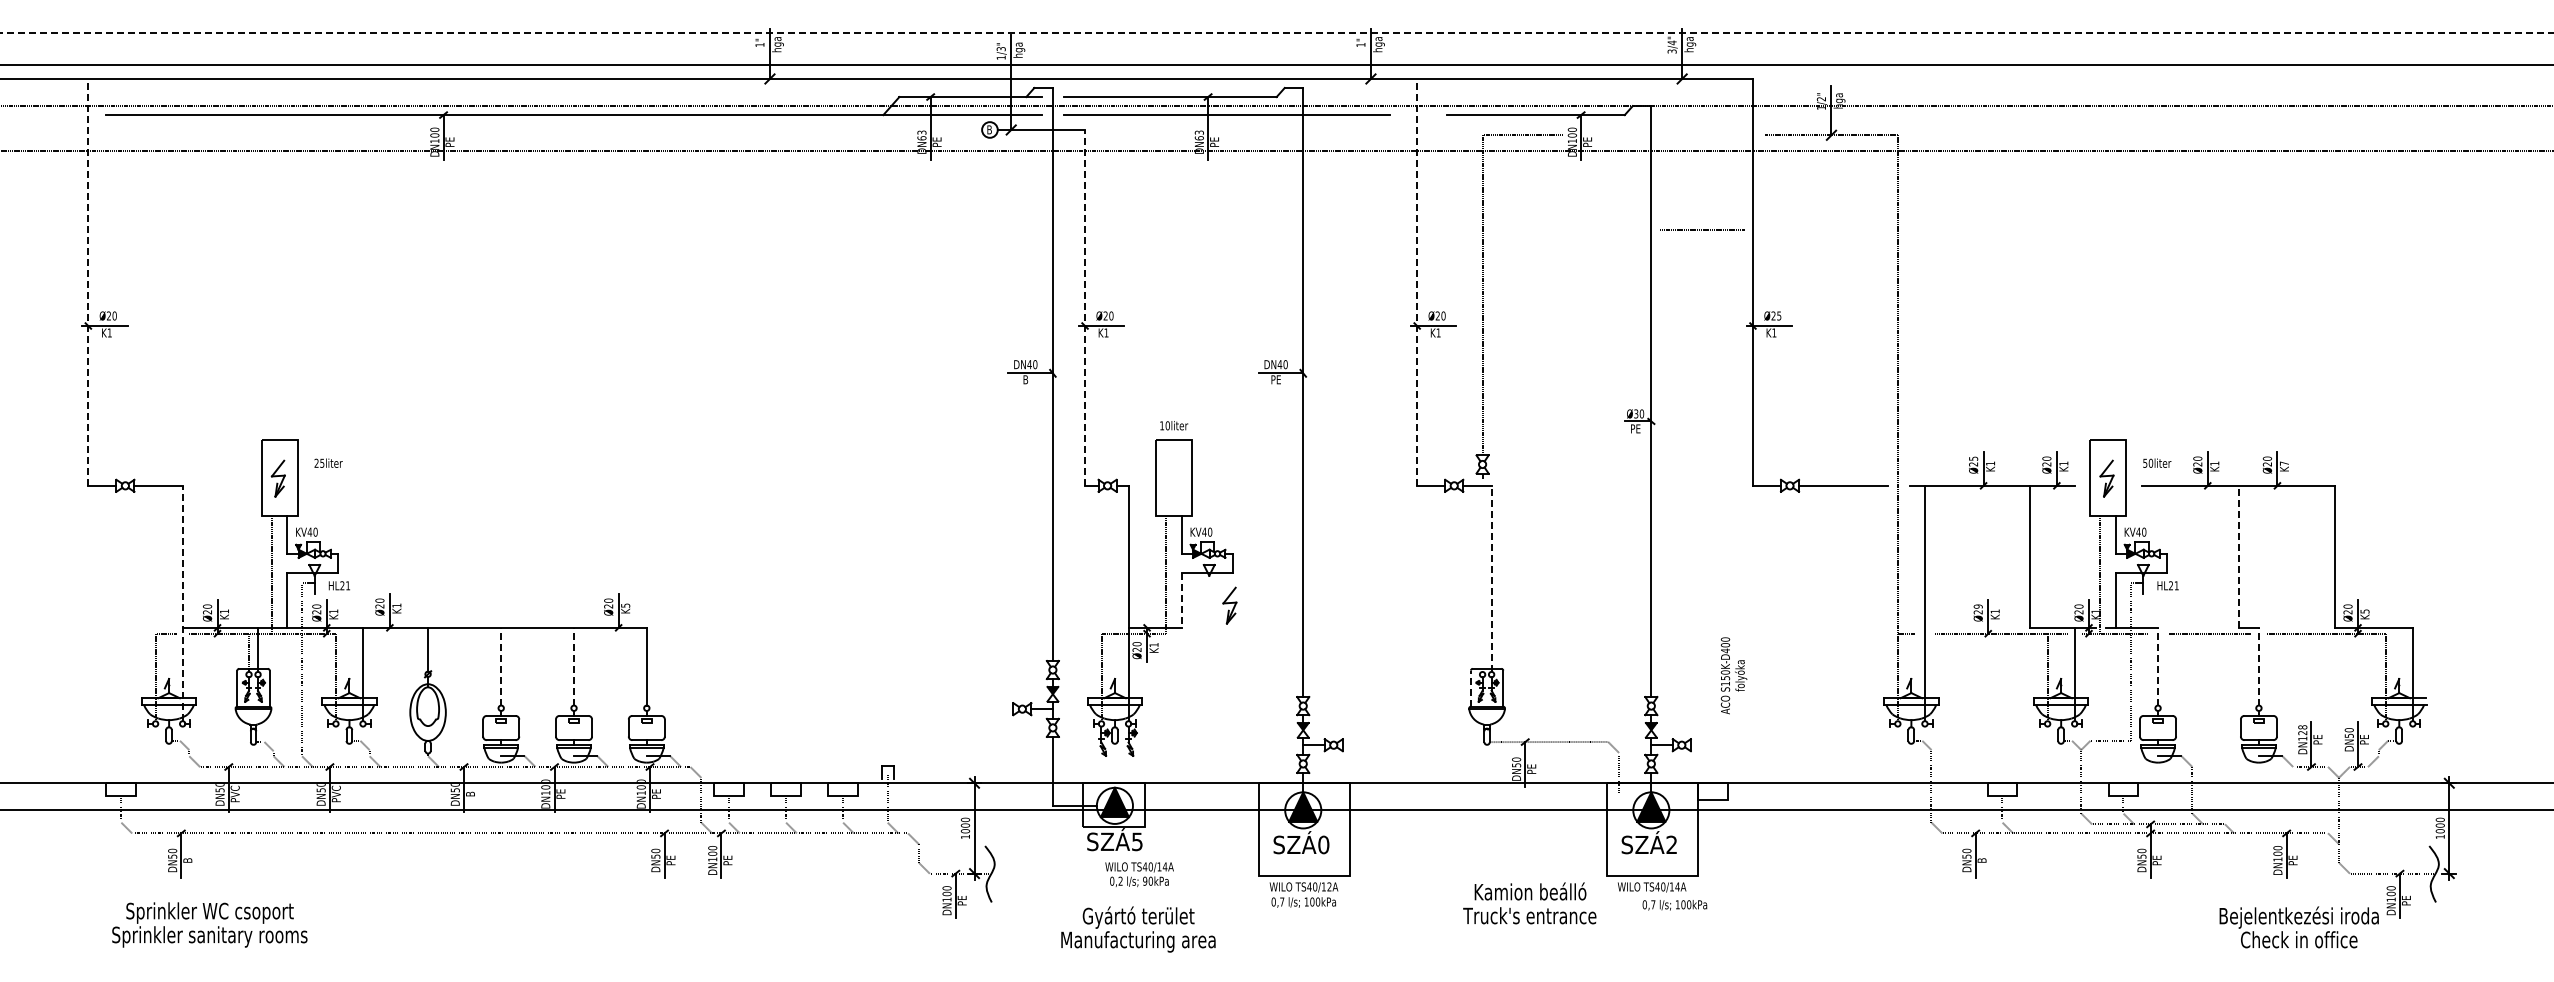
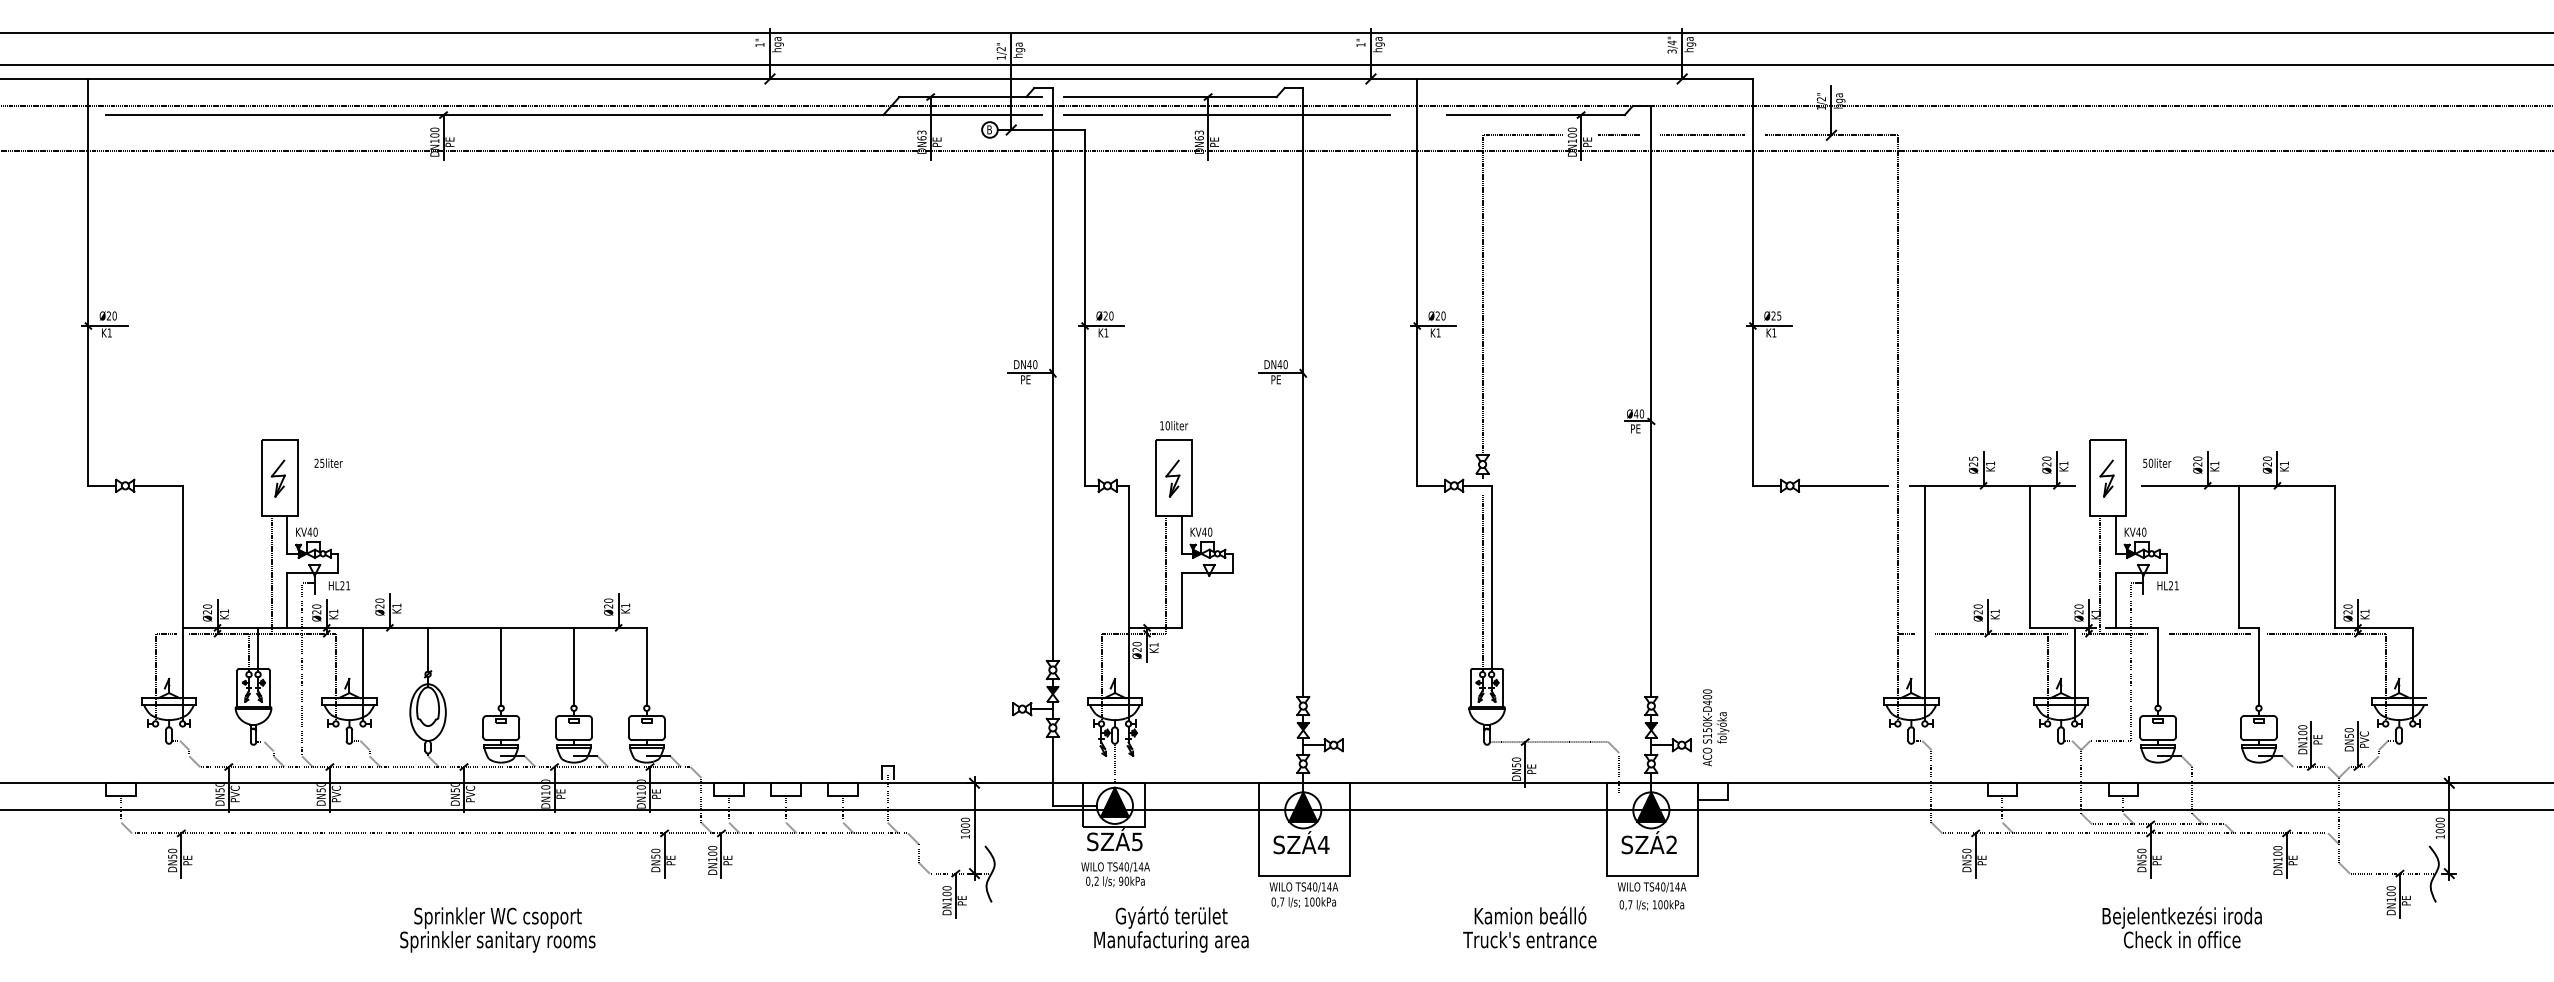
line: dashed -> solid (1276, 32)
text: 1/3" -> 1/2" (1001, 49)
line: none -> present (1618, 135)
line position: (1701, 229) -> (1701, 134) (1701, 134)
line: dashed -> solid (88, 281)
line: dashed -> solid (1417, 281)
line: dashed -> solid (1085, 307)
text: B -> PE (1025, 379)
text: Ø30 -> Ø40 (1636, 413)
text: K7 -> K1 (2284, 463)
line: dashed -> solid (2239, 556)
line: dashed -> solid (1491, 578)
line: none -> present (1482, 582)
line: dashed -> solid (1181, 600)
line: dashed -> solid (182, 603)
text: K5 -> K1 (625, 605)
part position: (1229, 605) -> (1172, 478) (1172, 478)
text: Ø29 -> Ø20 (1978, 606)
text: K5 -> K1 (2364, 611)
line: dashed -> solid (501, 666)
line: dashed -> solid (574, 666)
line: dashed -> solid (2158, 666)
line: dashed -> solid (2258, 666)
text position: (1733, 675) -> (1715, 727) (1715, 727)
line: dashed -> solid (1470, 688)
text: DN128 -> DN100 (2302, 730)
text: PE -> PVC (2364, 739)
line: none -> present (1114, 763)
text: B -> PVC (470, 793)
text: SZÁ0 -> SZÁ4 (1323, 844)
text: B -> PE (187, 860)
text: B -> PE (1981, 860)
text position: (1139, 874) -> (1115, 874) (1115, 874)
text: TS40/12A -> TS40/14A (1329, 886)
text position: (1529, 903) -> (1529, 927) (1529, 927)
text position: (1674, 905) -> (1651, 905) (1651, 905)
text position: (209, 924) -> (497, 929) (497, 929)
text position: (2298, 927) -> (2181, 927) (2181, 927)
text position: (1138, 929) -> (1171, 929) (1171, 929)
